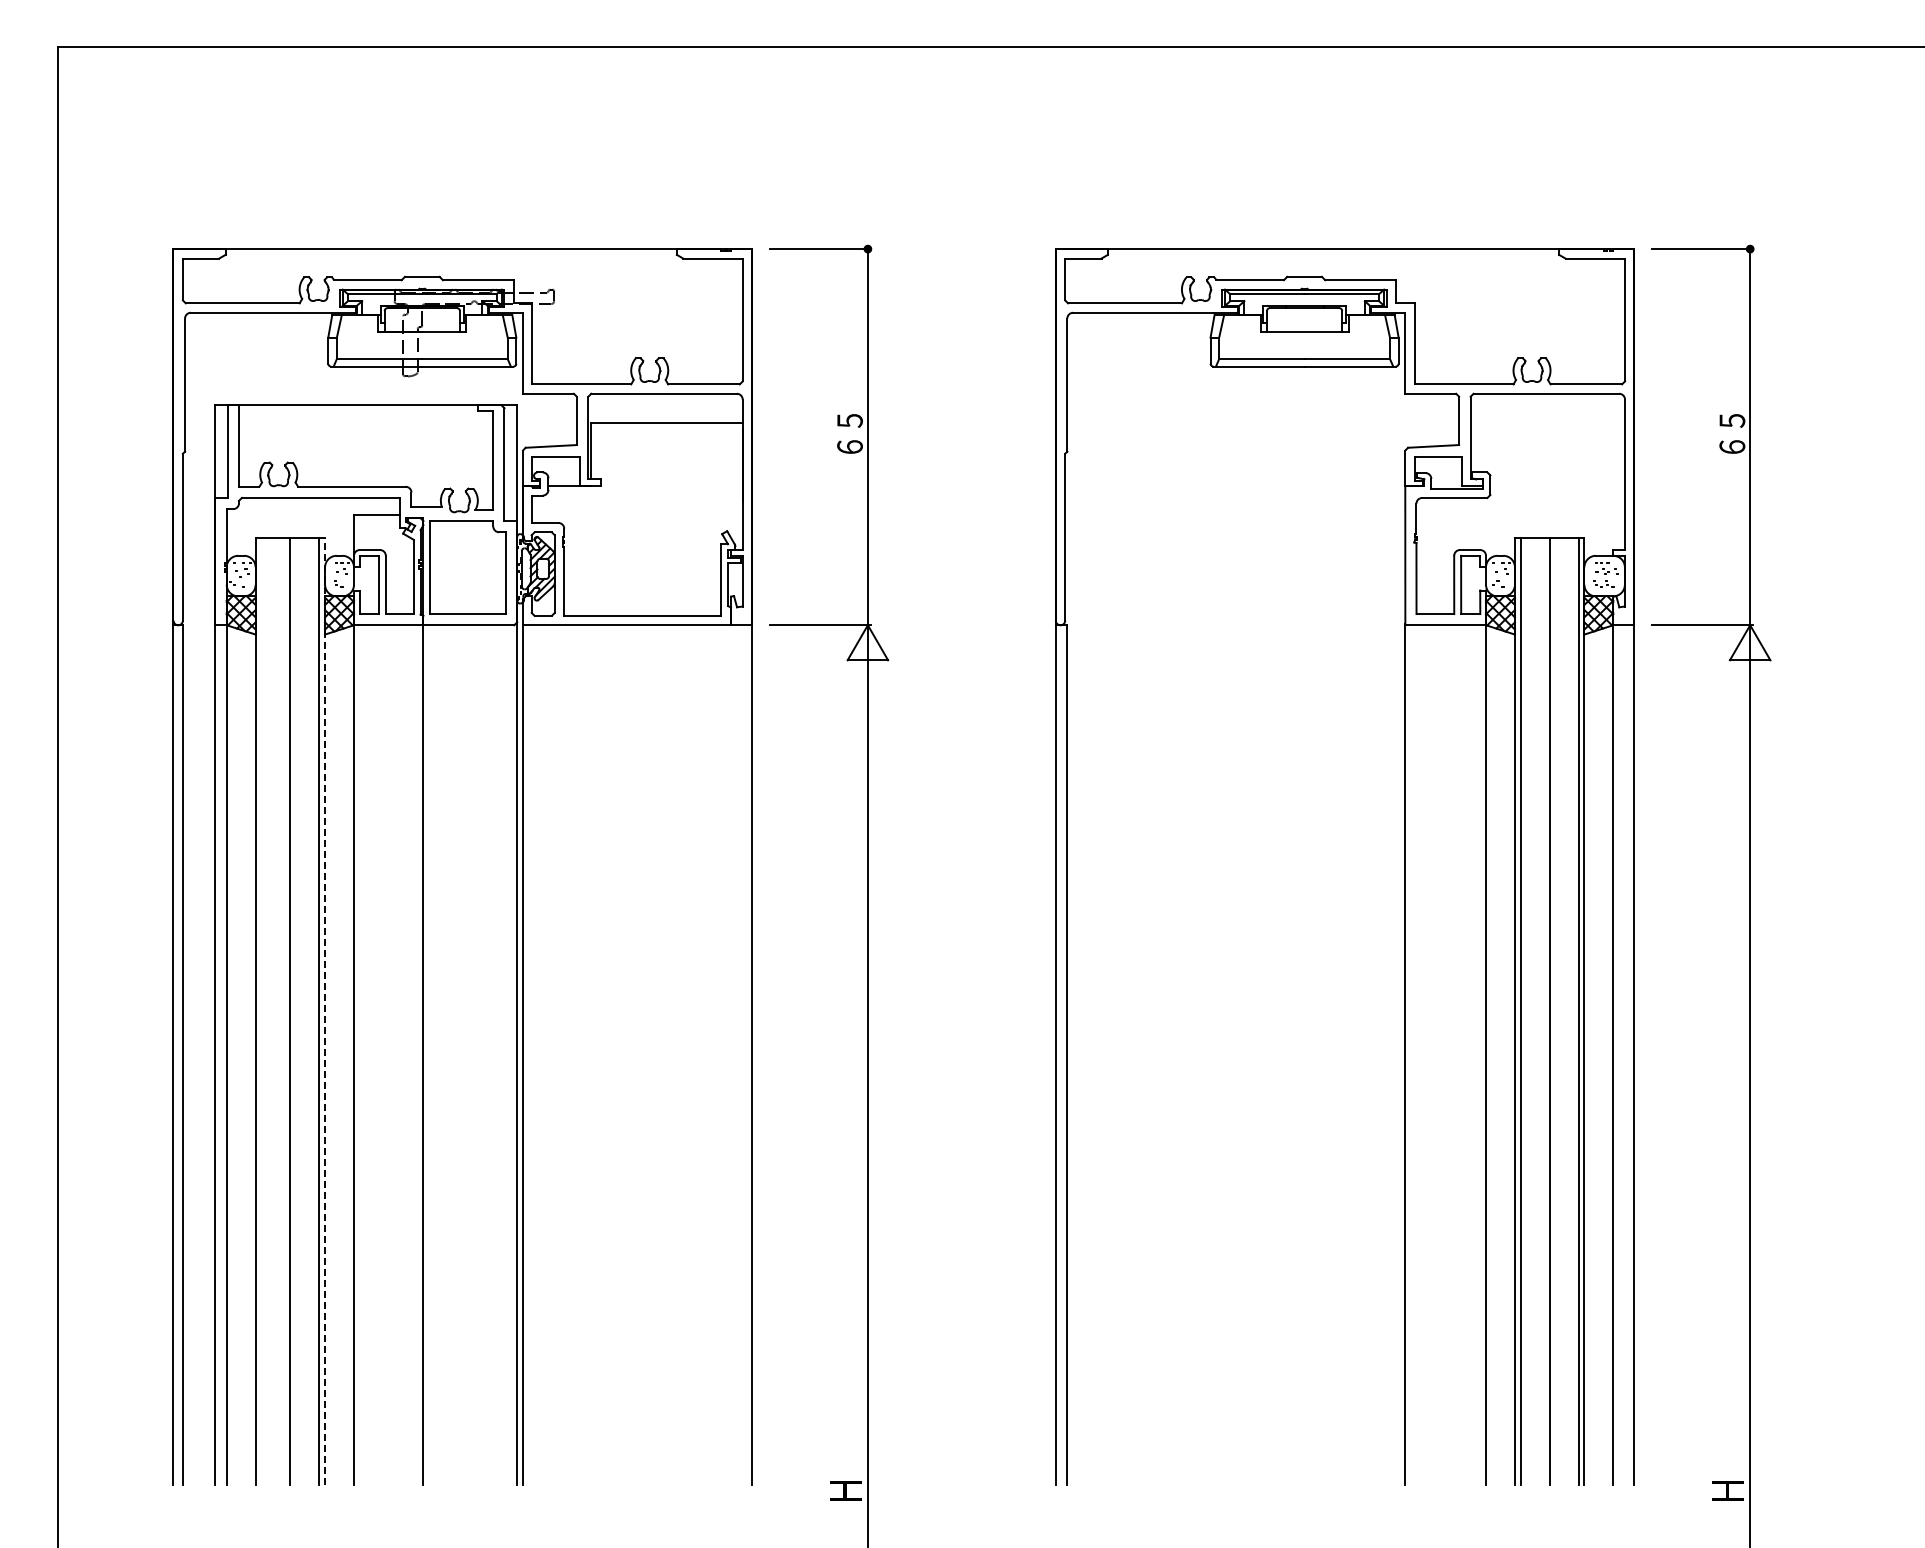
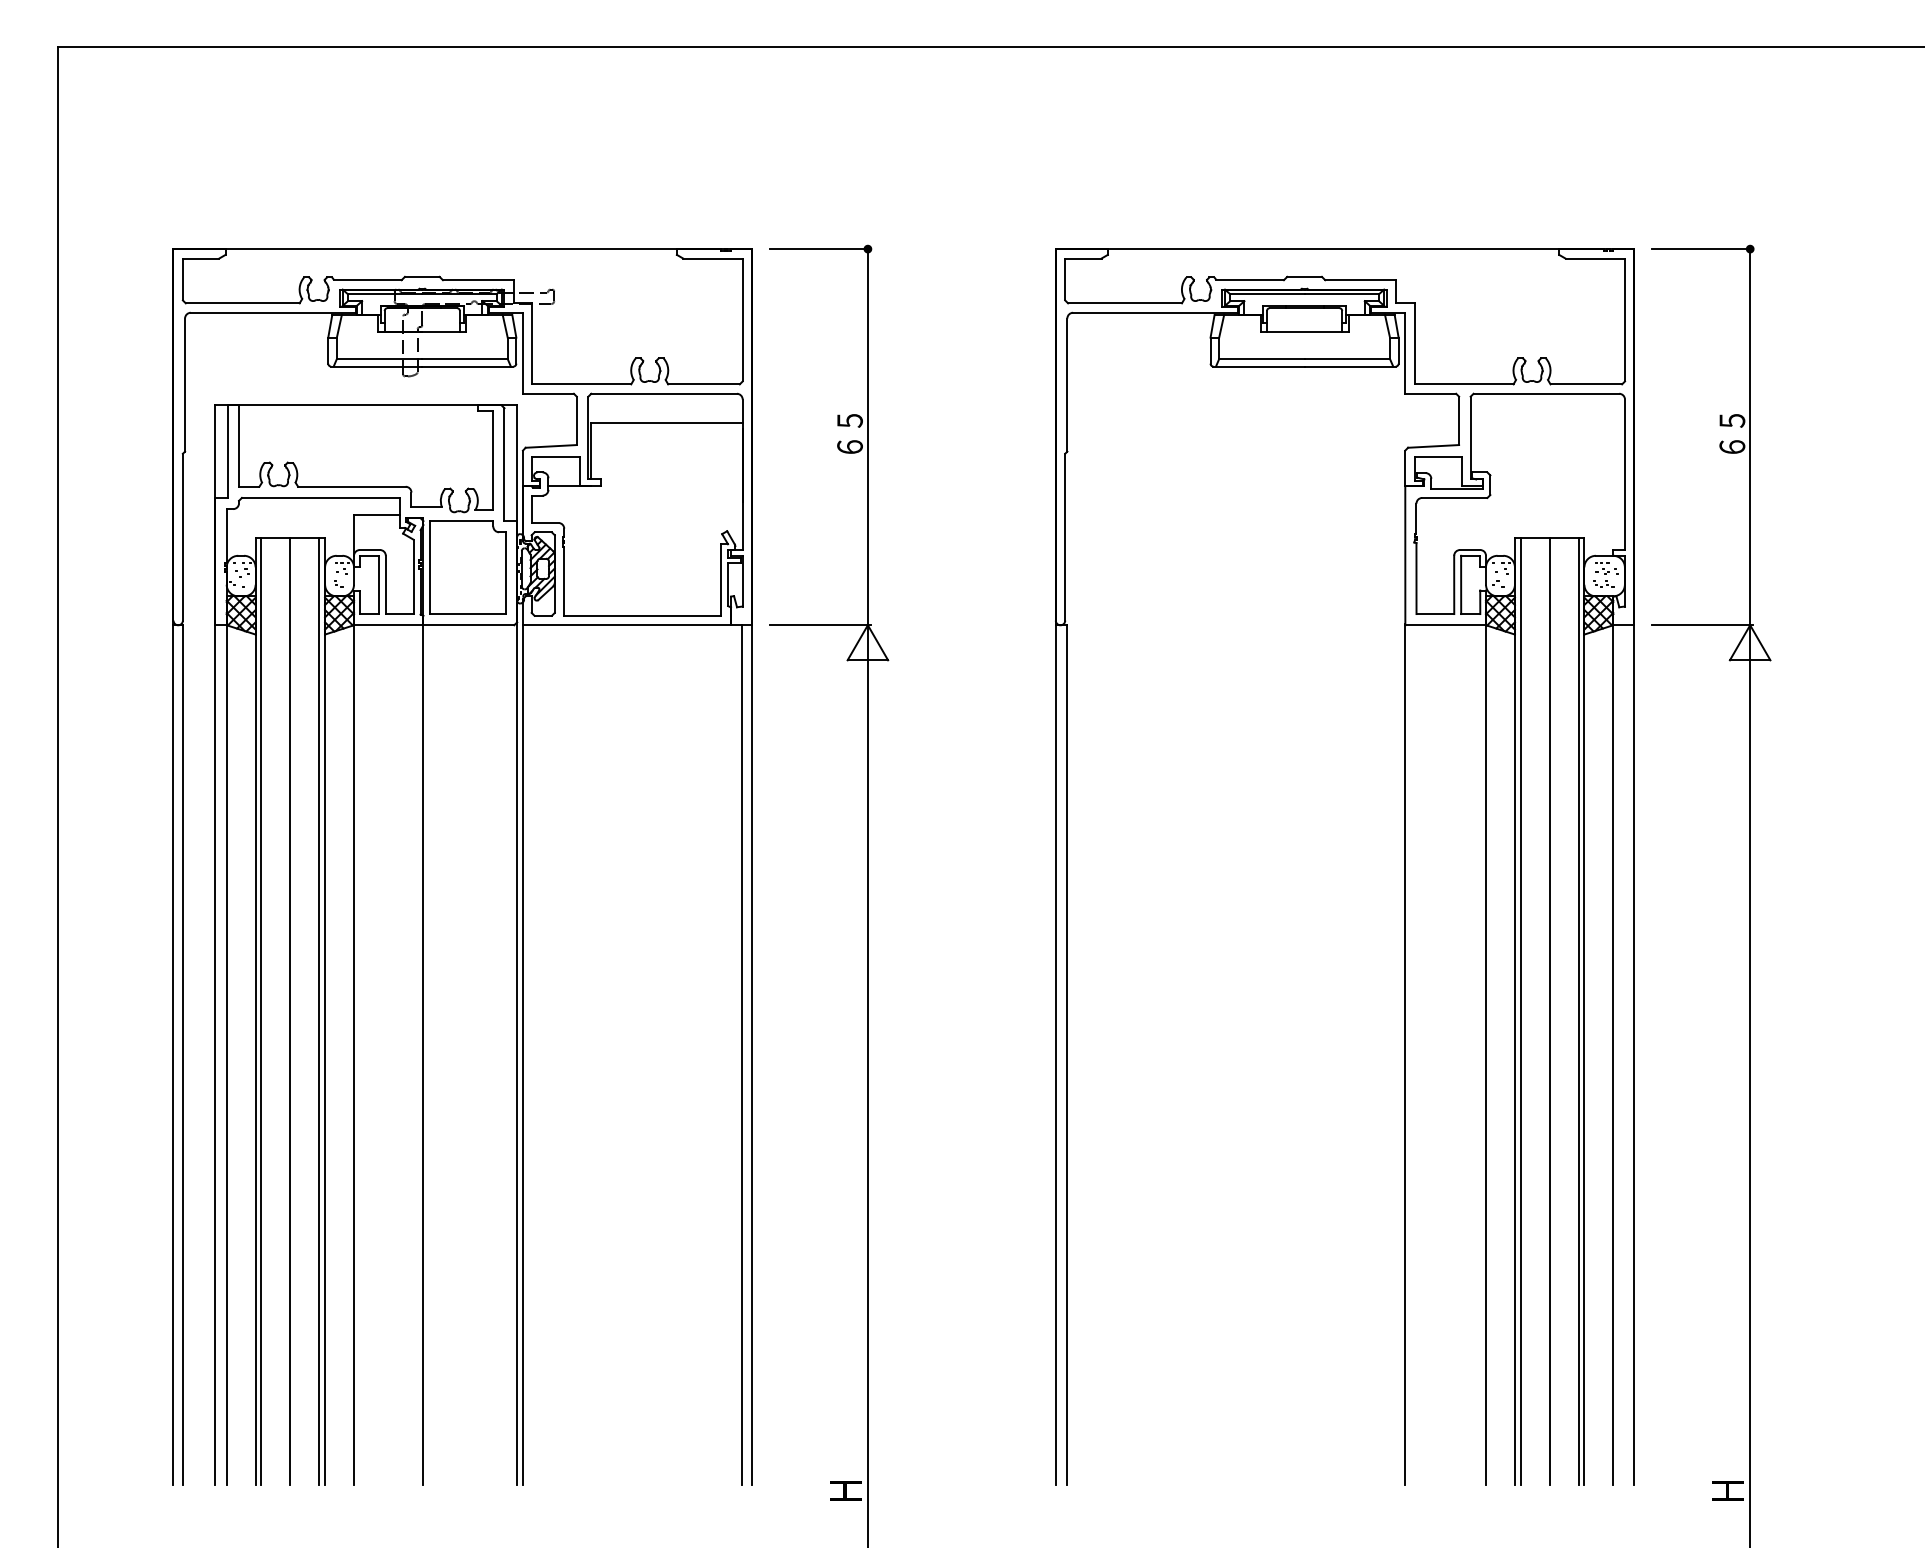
line: none -> present (261, 1011)
line: dashed -> solid (325, 1011)
line: none -> present (742, 1054)
